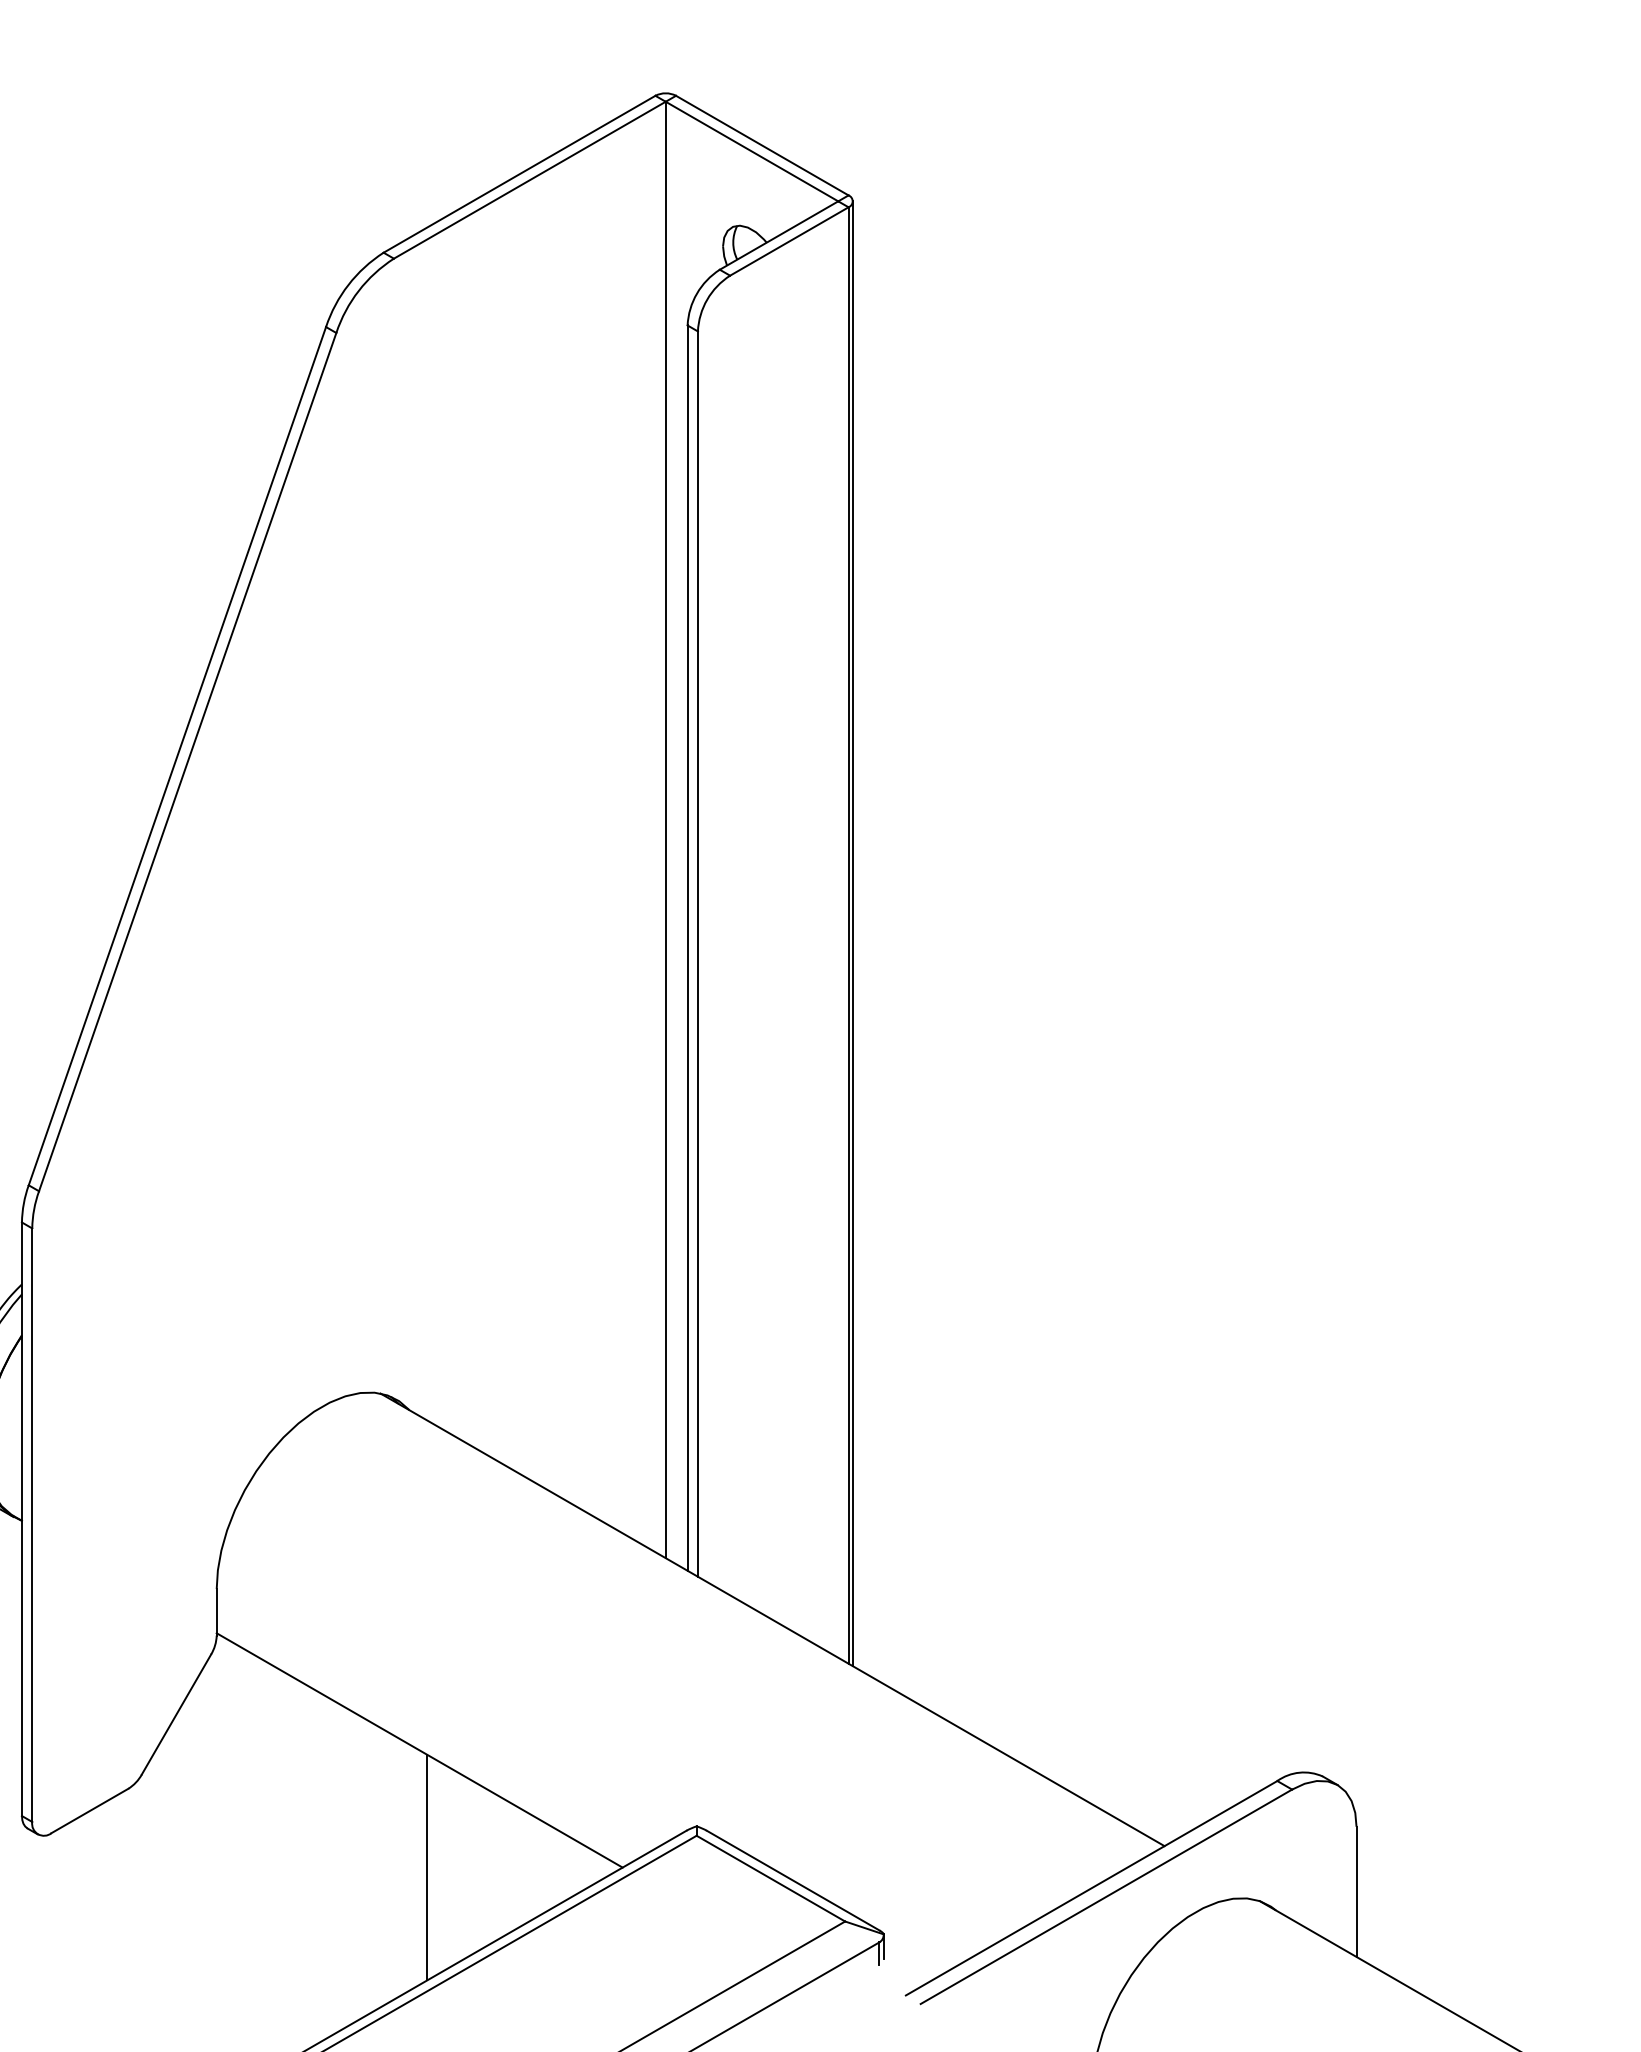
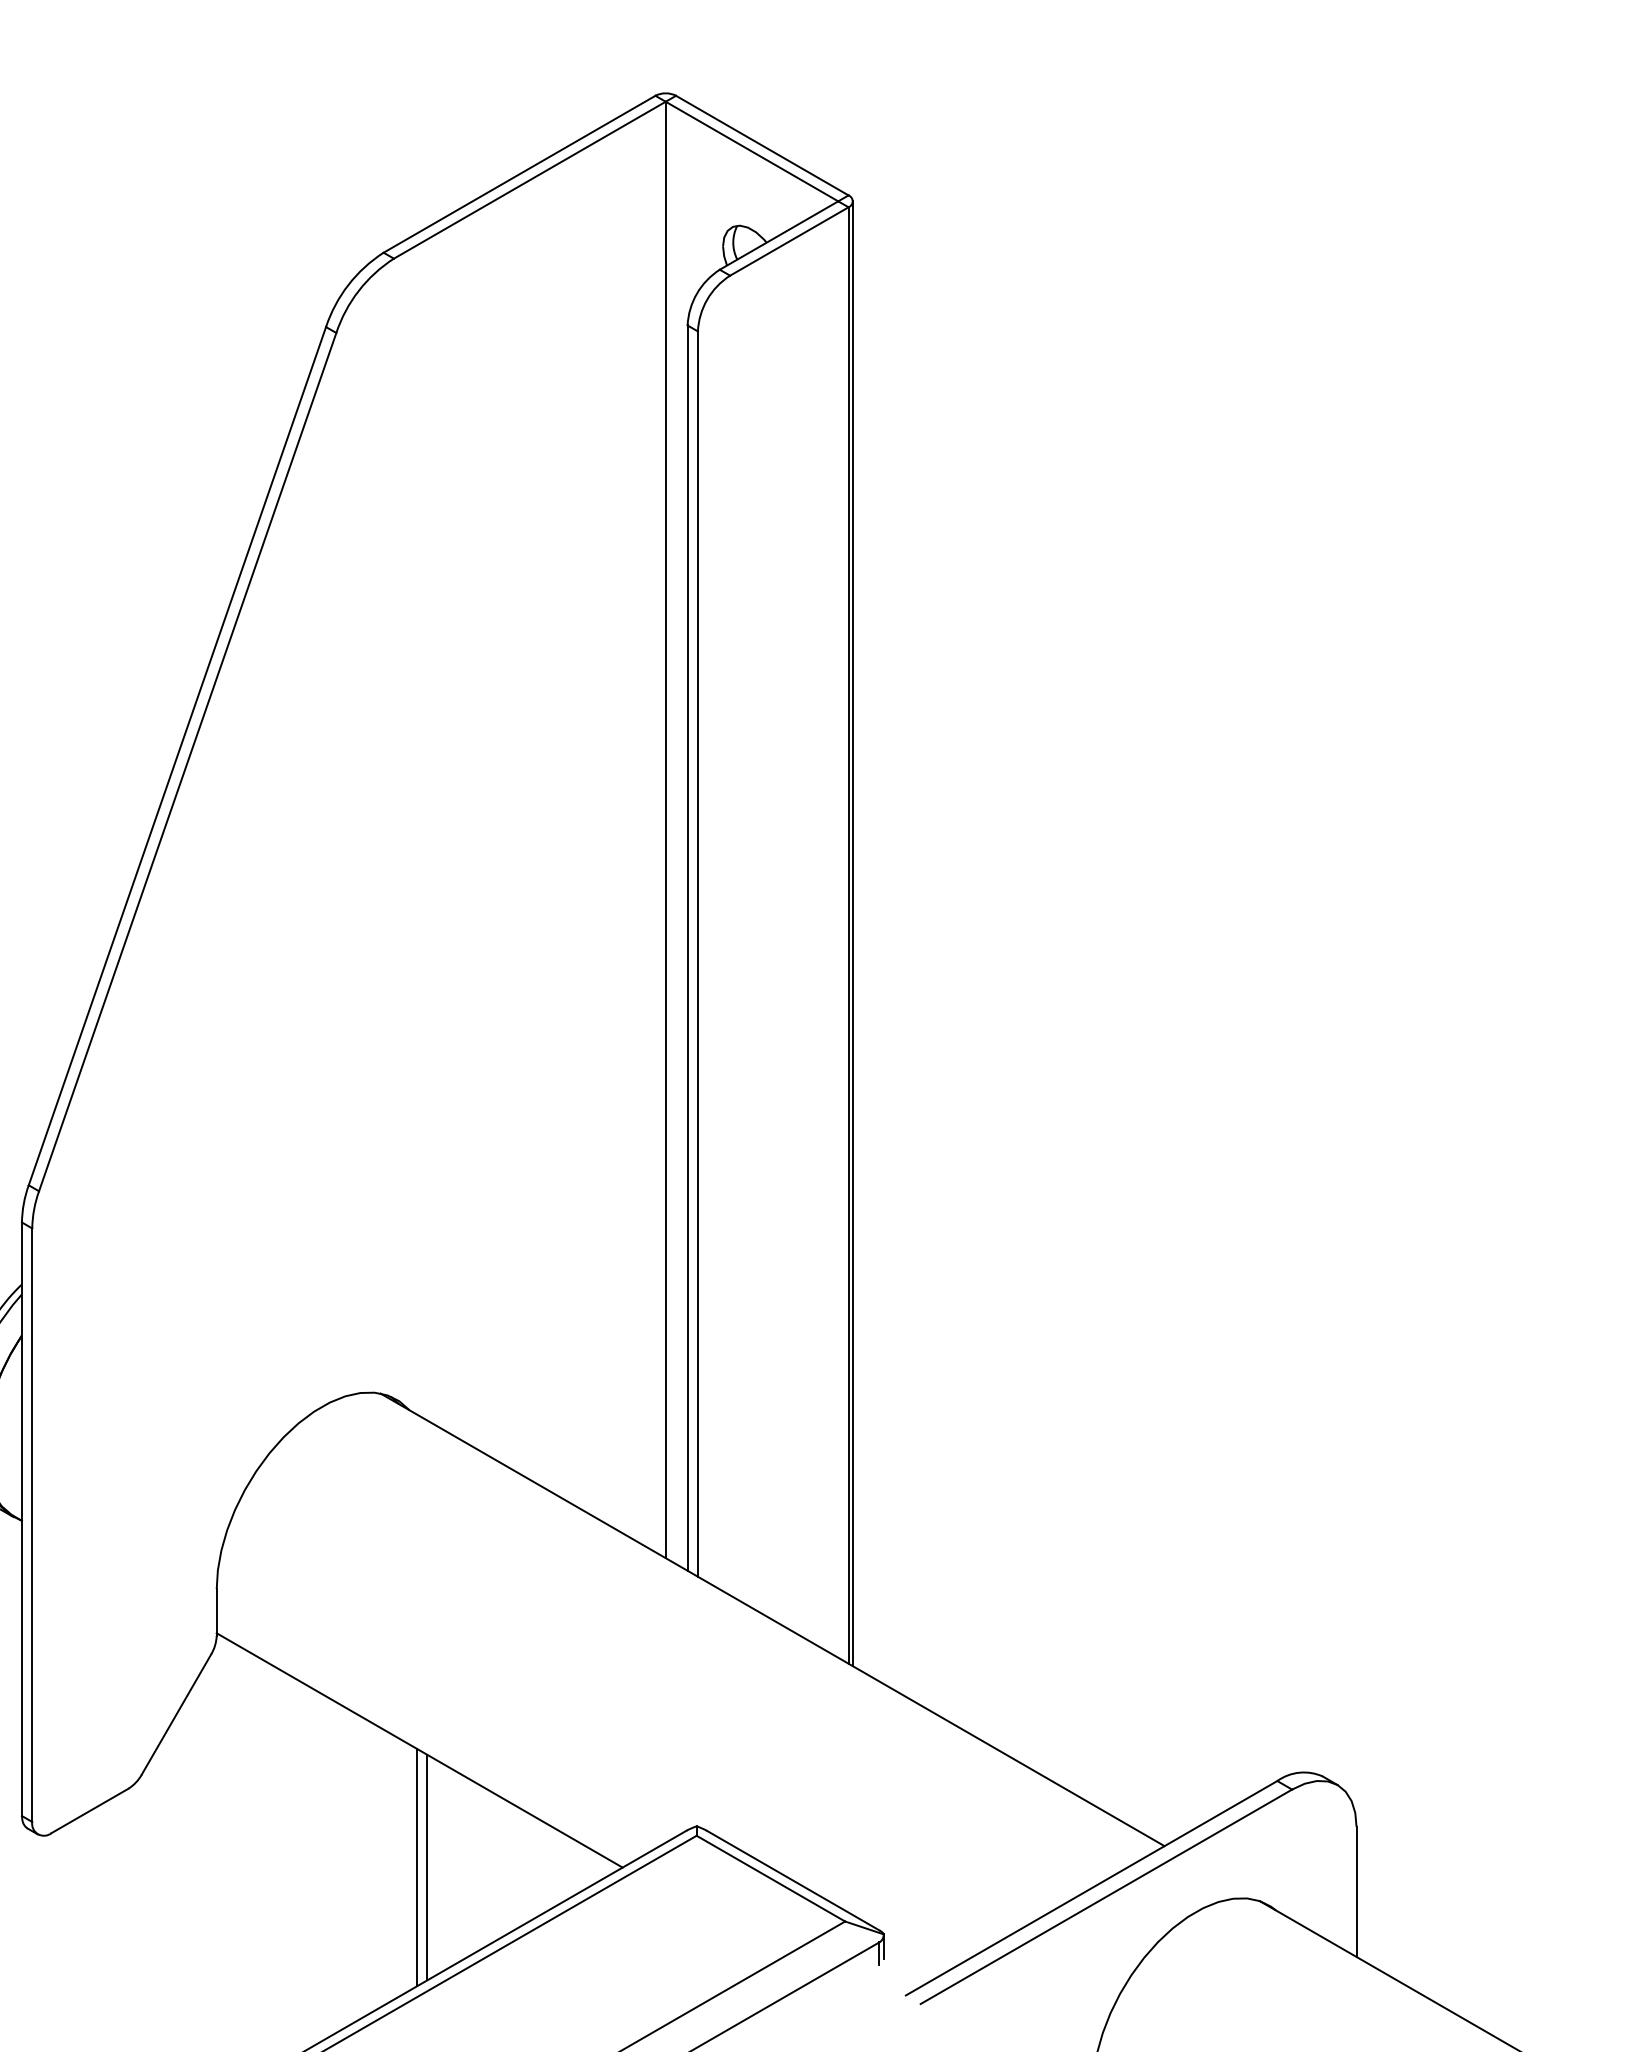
line: none -> present (416, 1867)
